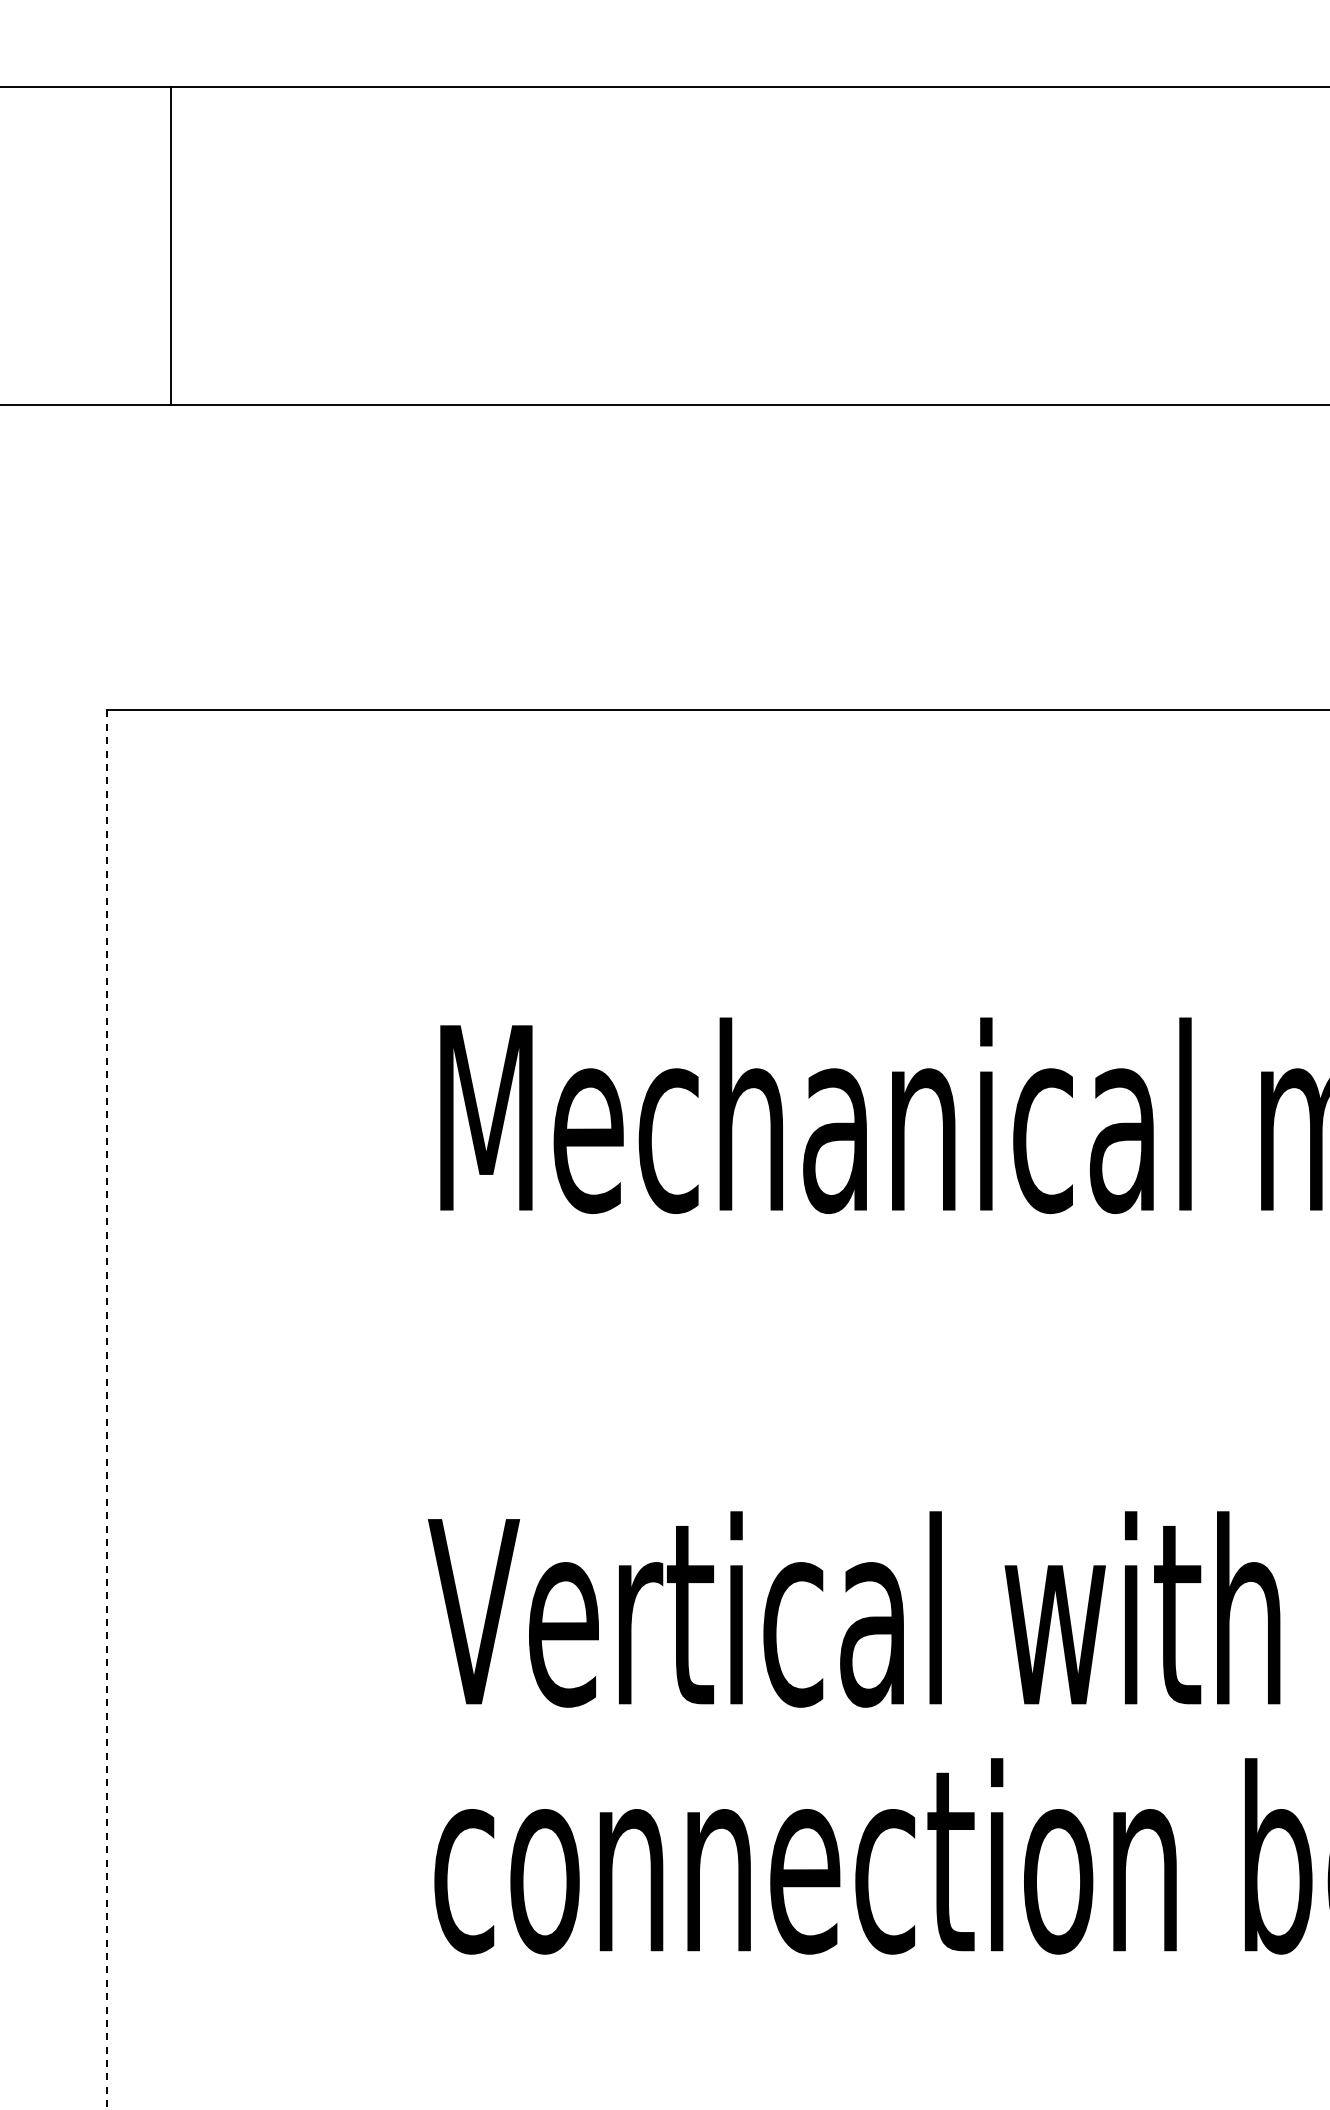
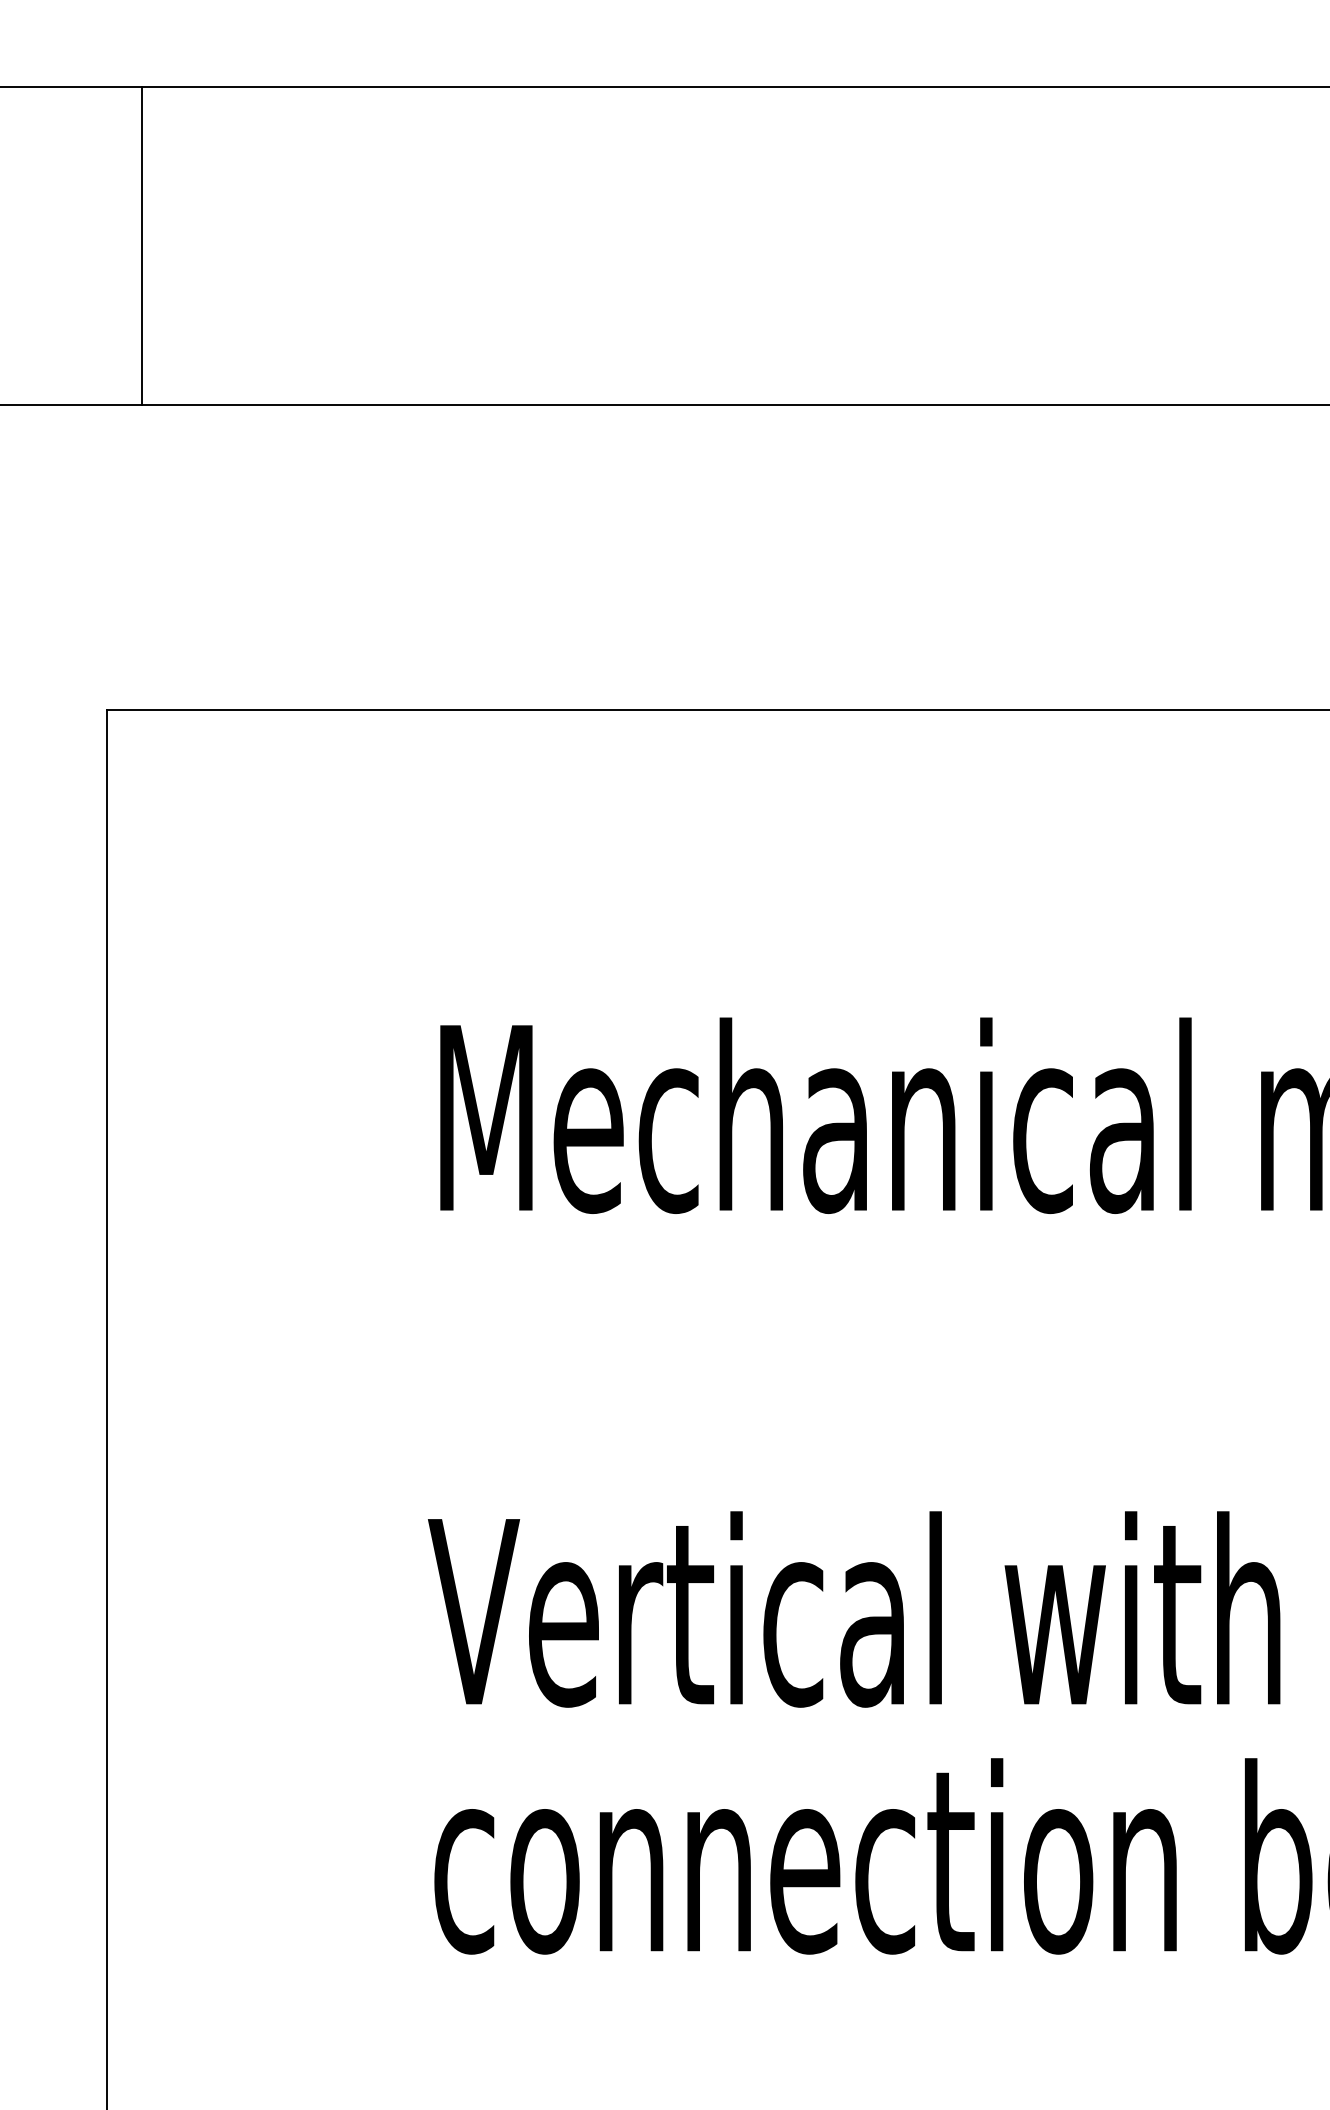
line position: (170, 246) -> (141, 246) (141, 246)
line: dashed -> solid (106, 1410)
